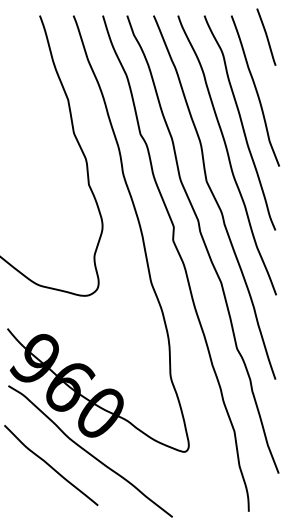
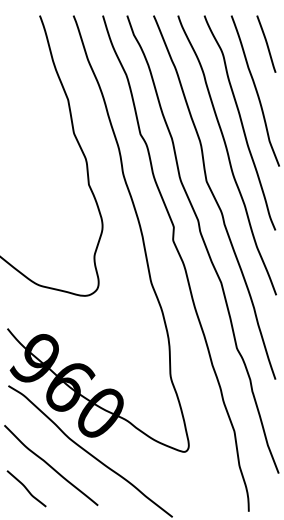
line position: (266, 36) -> (266, 43) (266, 43)
curve: none -> present (26, 488)
